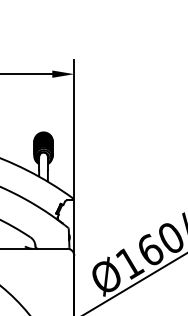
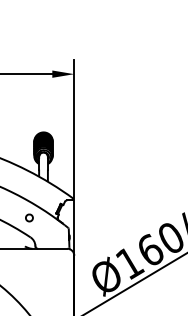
part: none -> present (29, 217)
